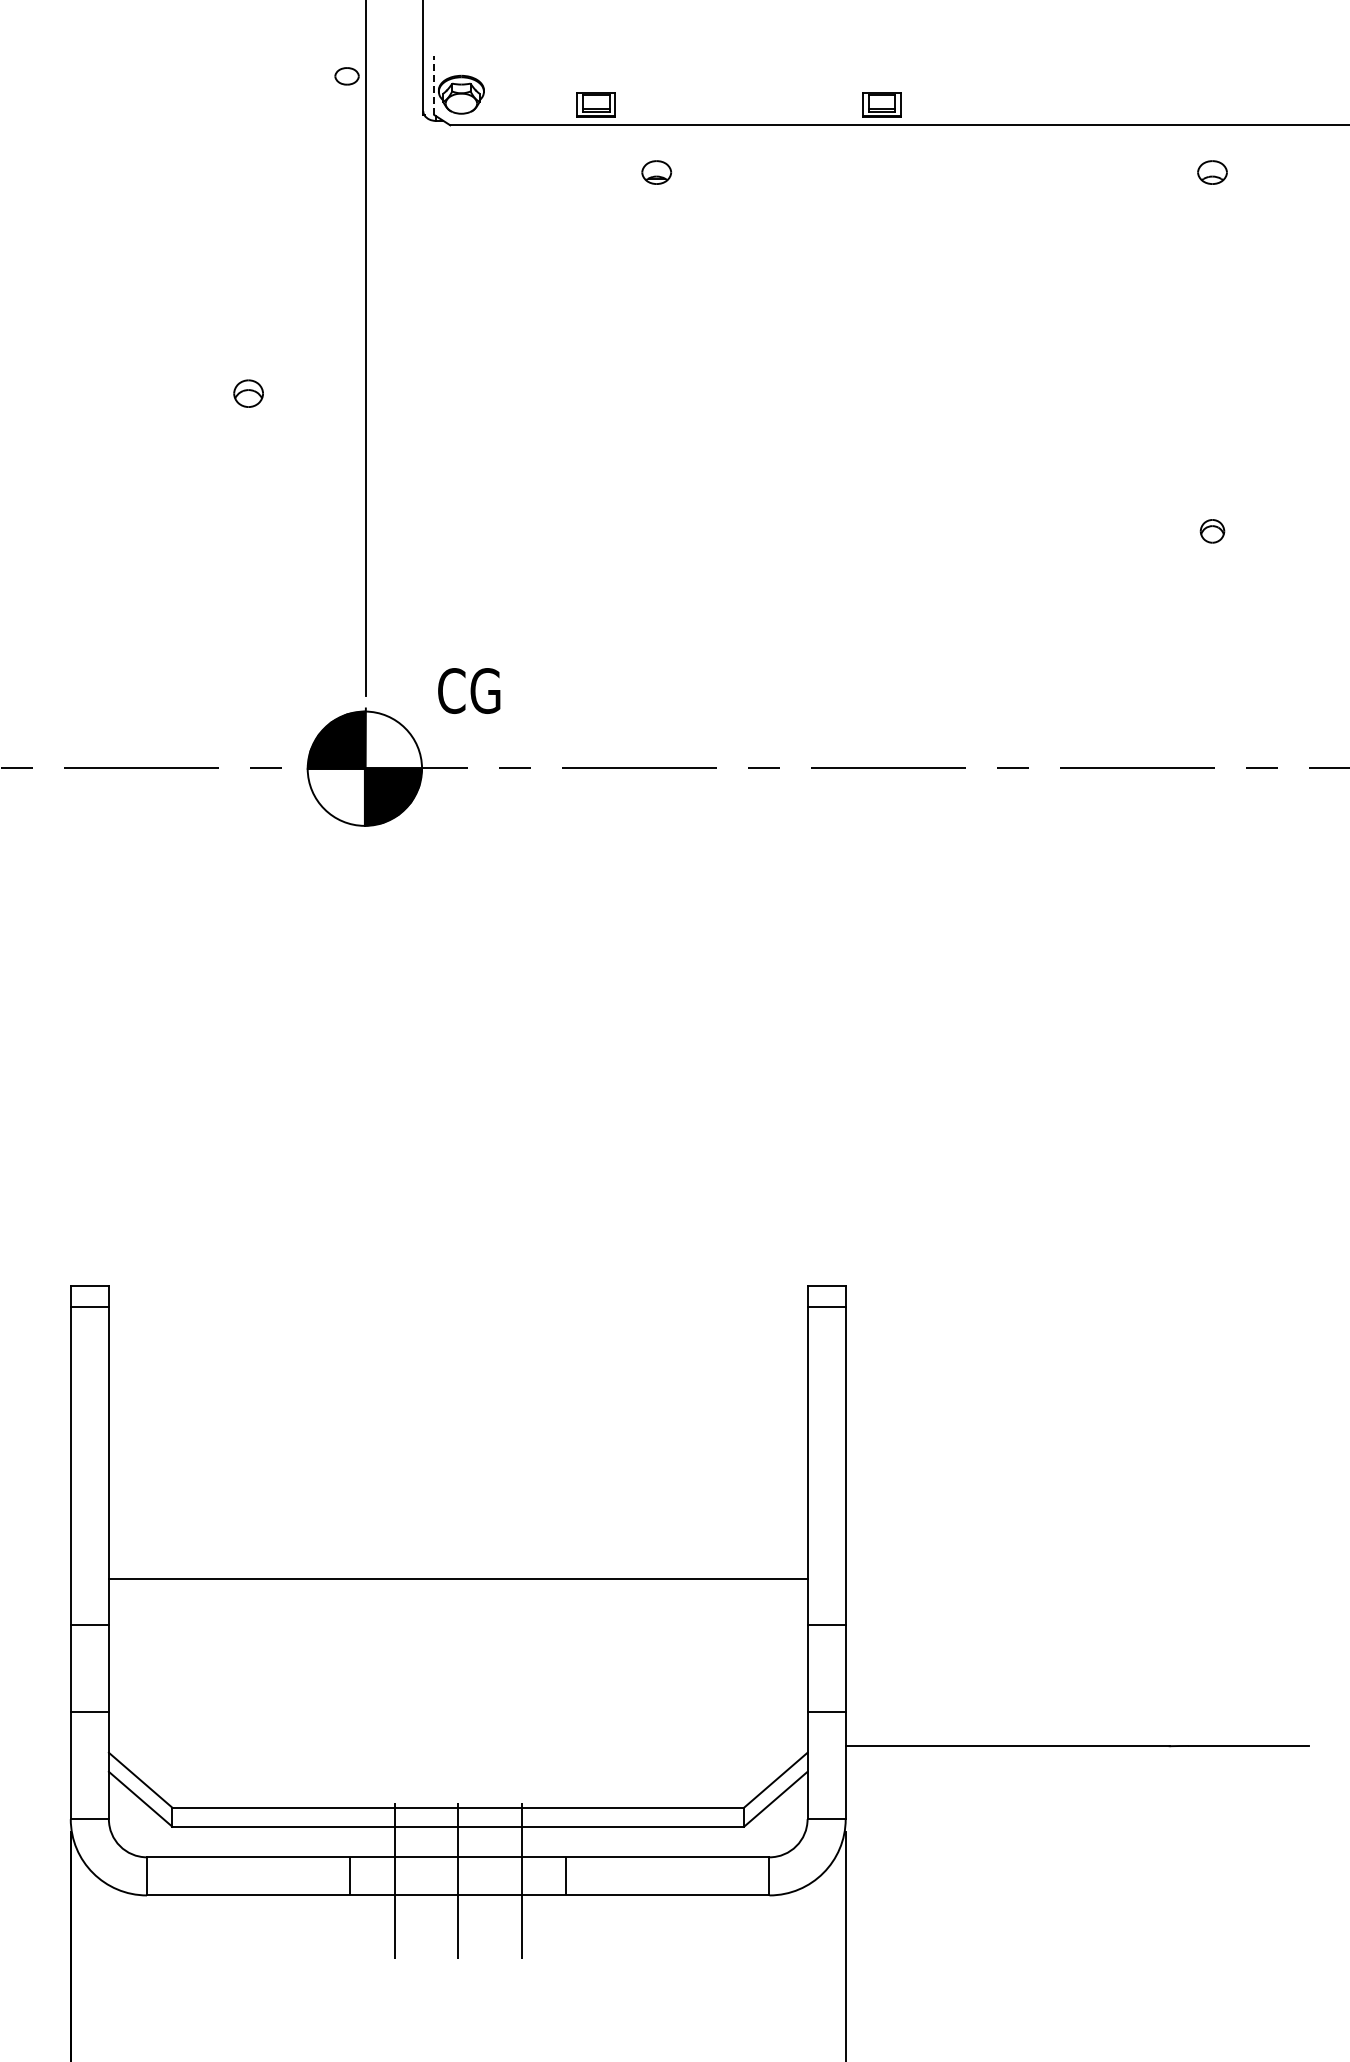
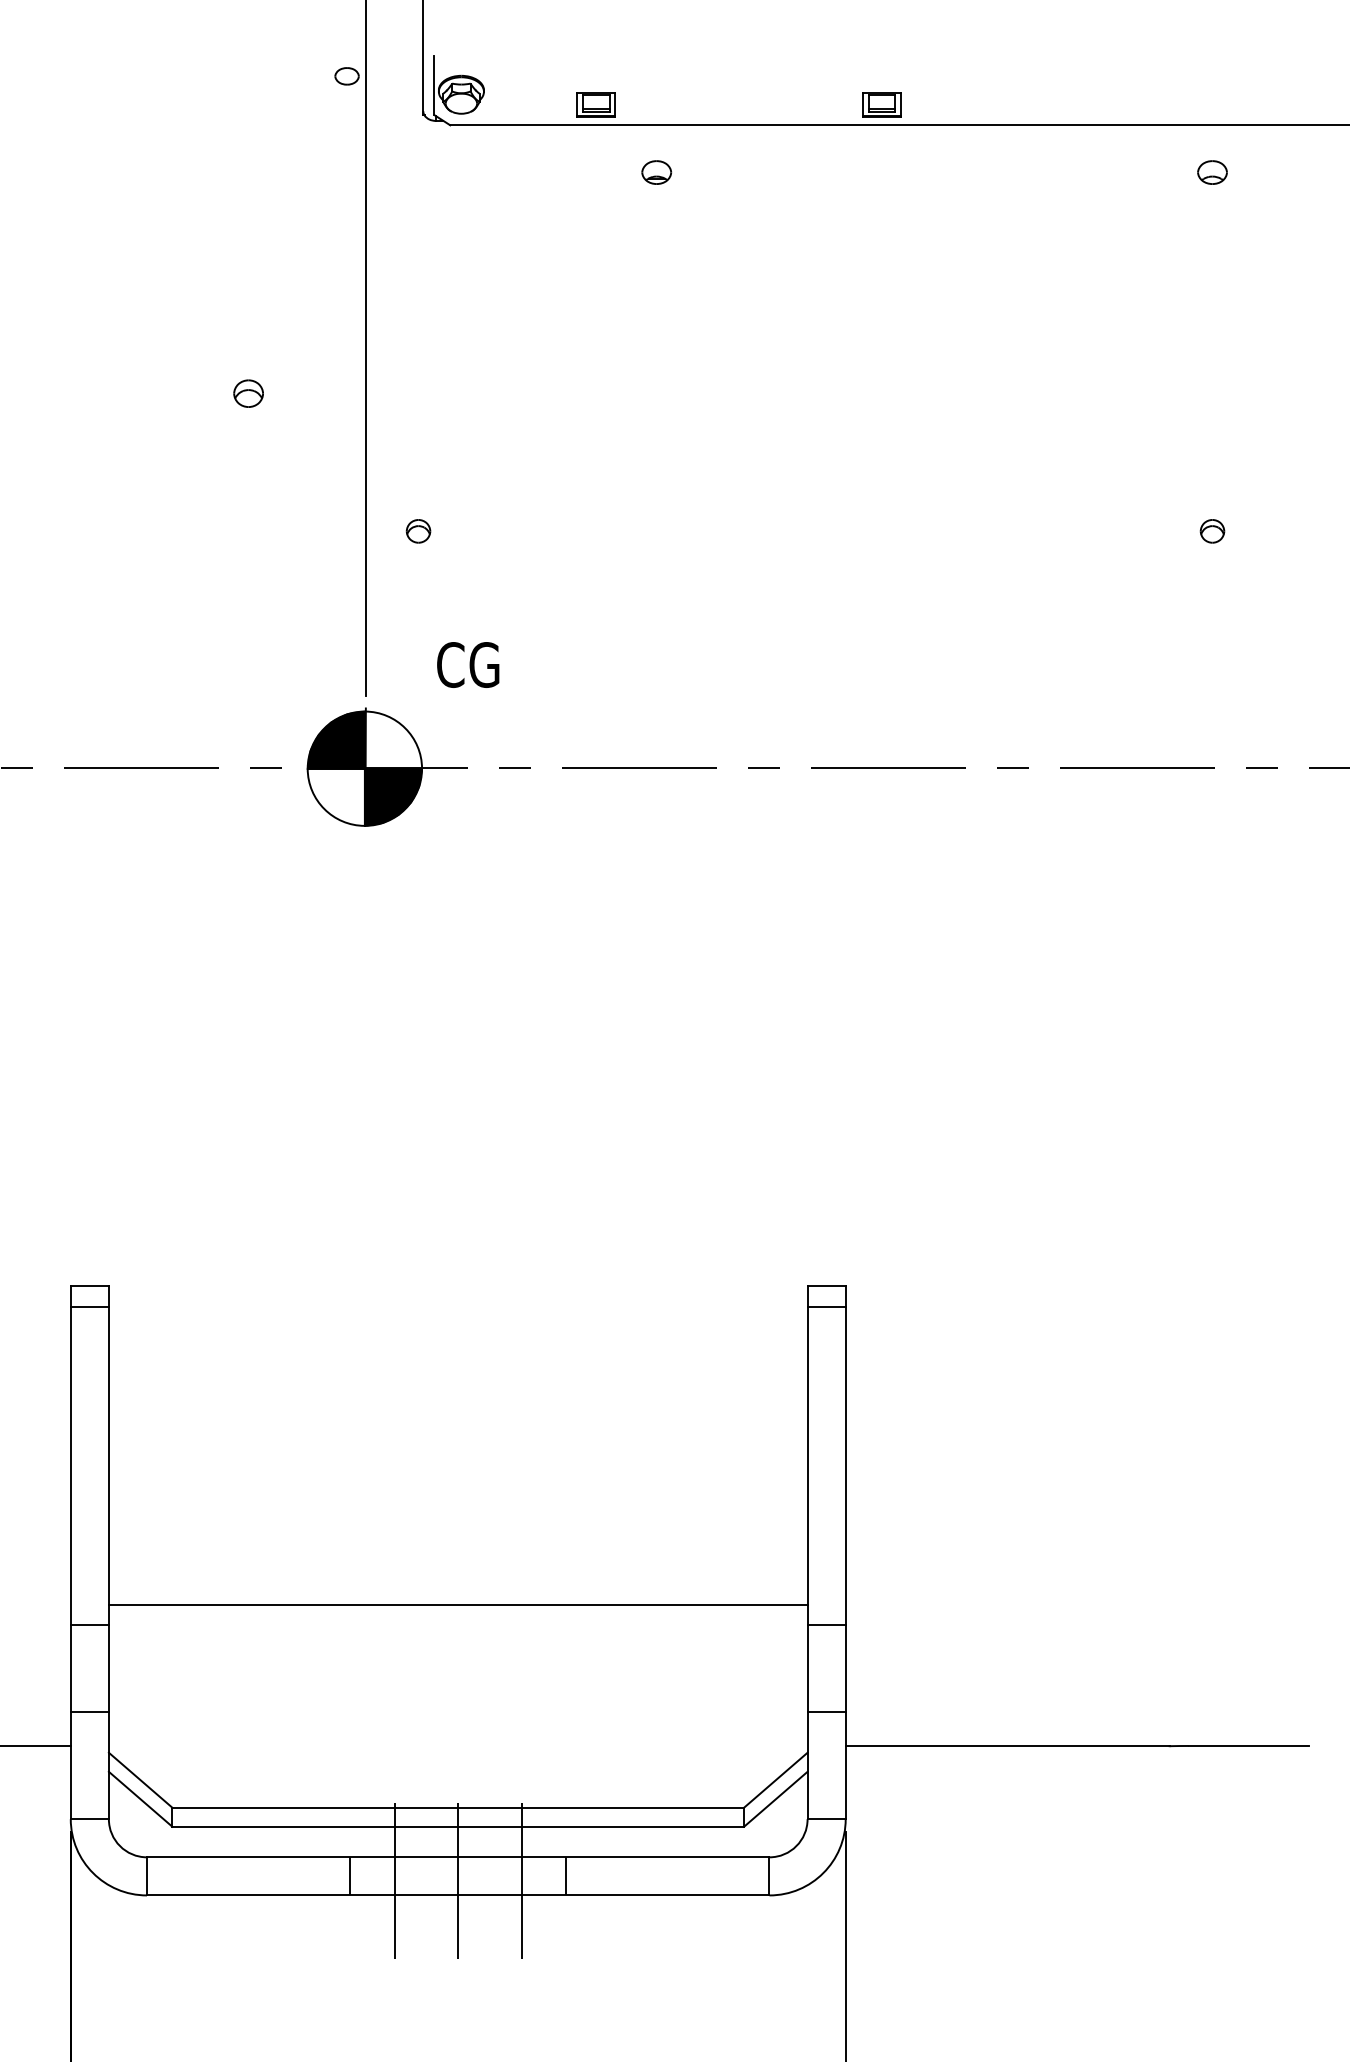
line: dashed -> solid (434, 85)
part: none -> present (418, 531)
text position: (469, 690) -> (468, 664) (468, 664)
line position: (457, 1579) -> (457, 1605) (457, 1605)
line: none -> present (36, 1746)
